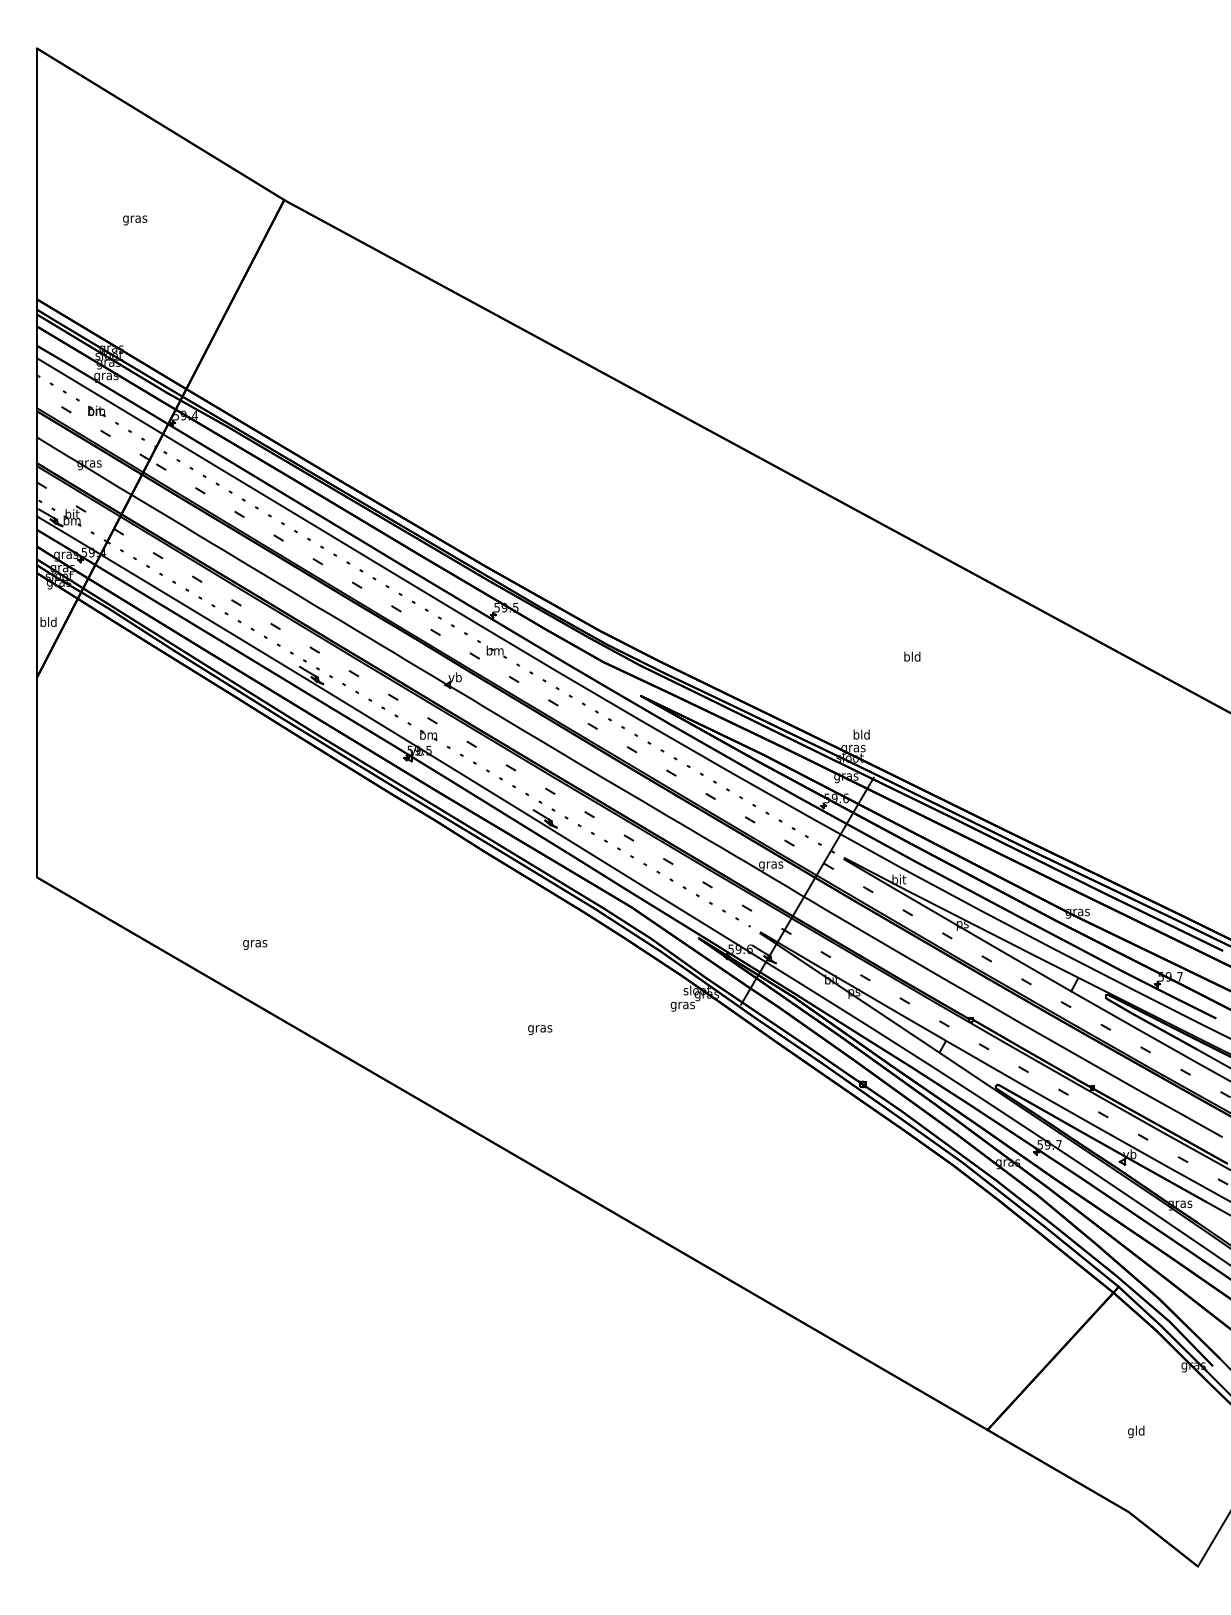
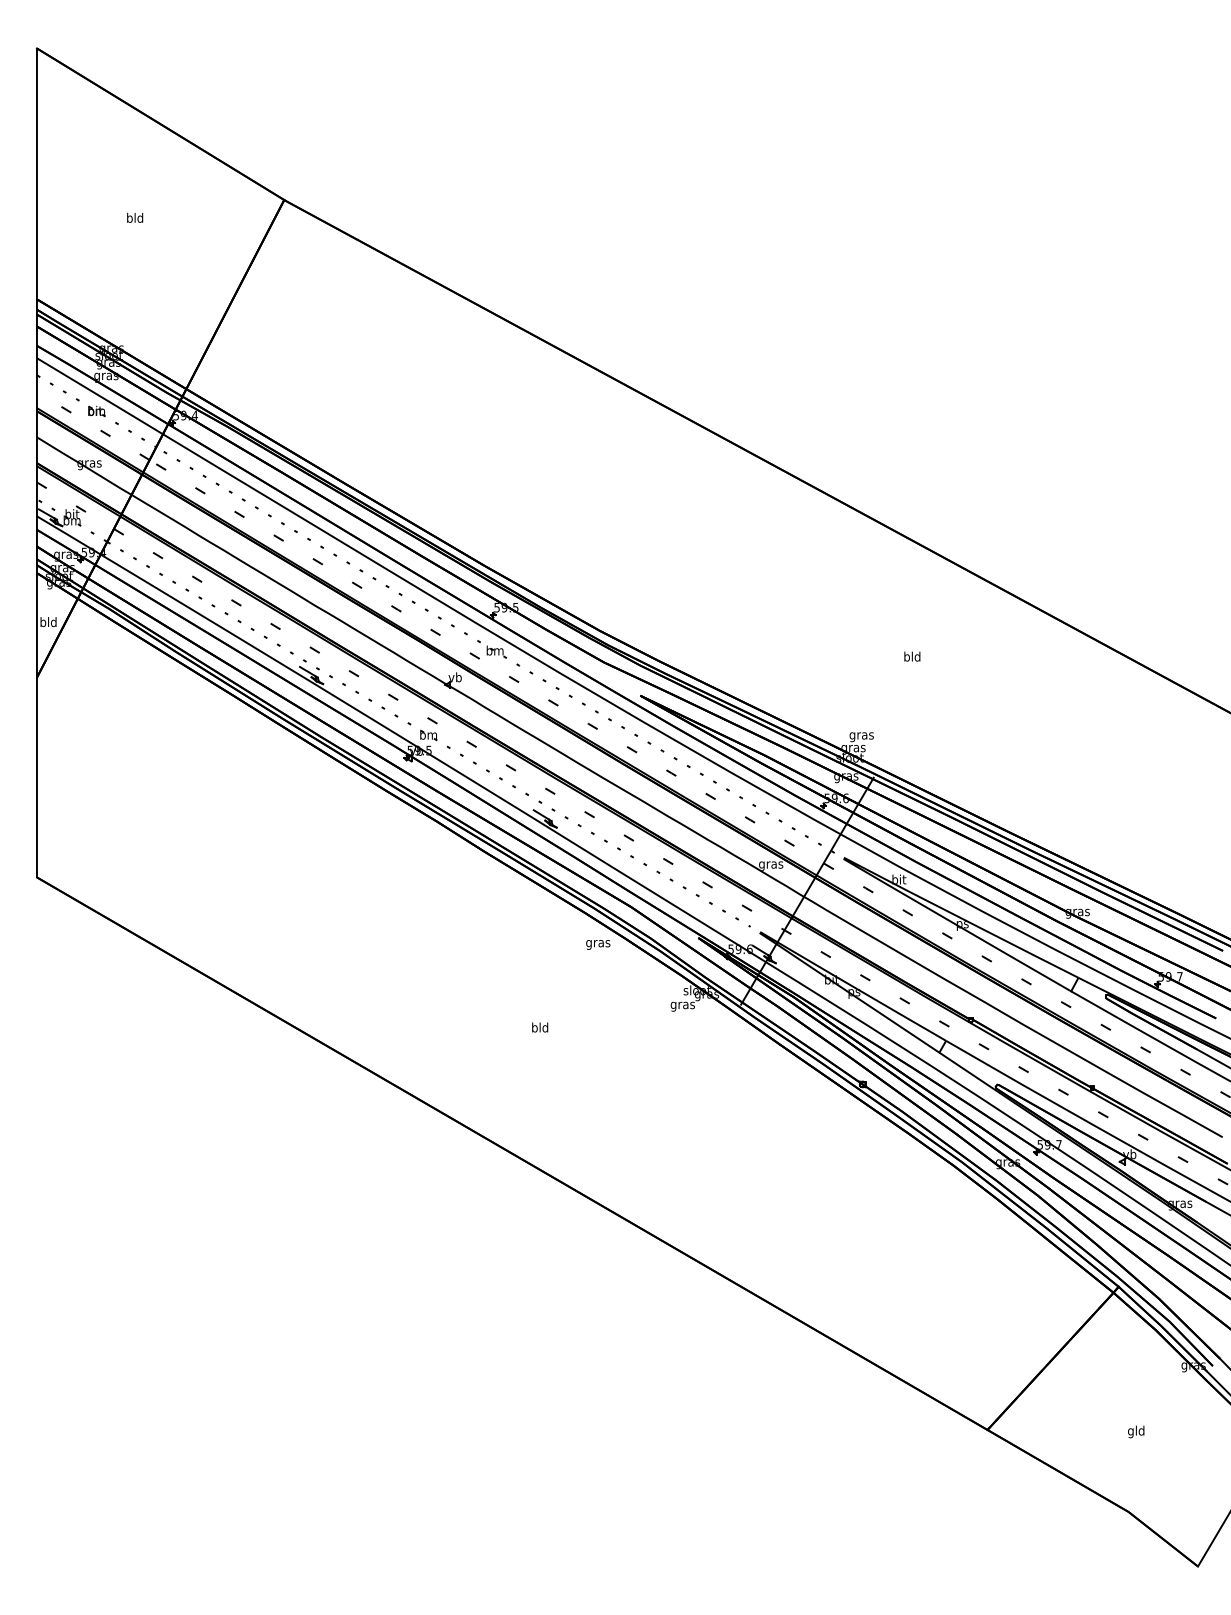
text: gras -> bld (135, 218)
text: bld -> gras (861, 735)
text position: (255, 944) -> (598, 944) (598, 944)
text: gras -> bld (540, 1028)
